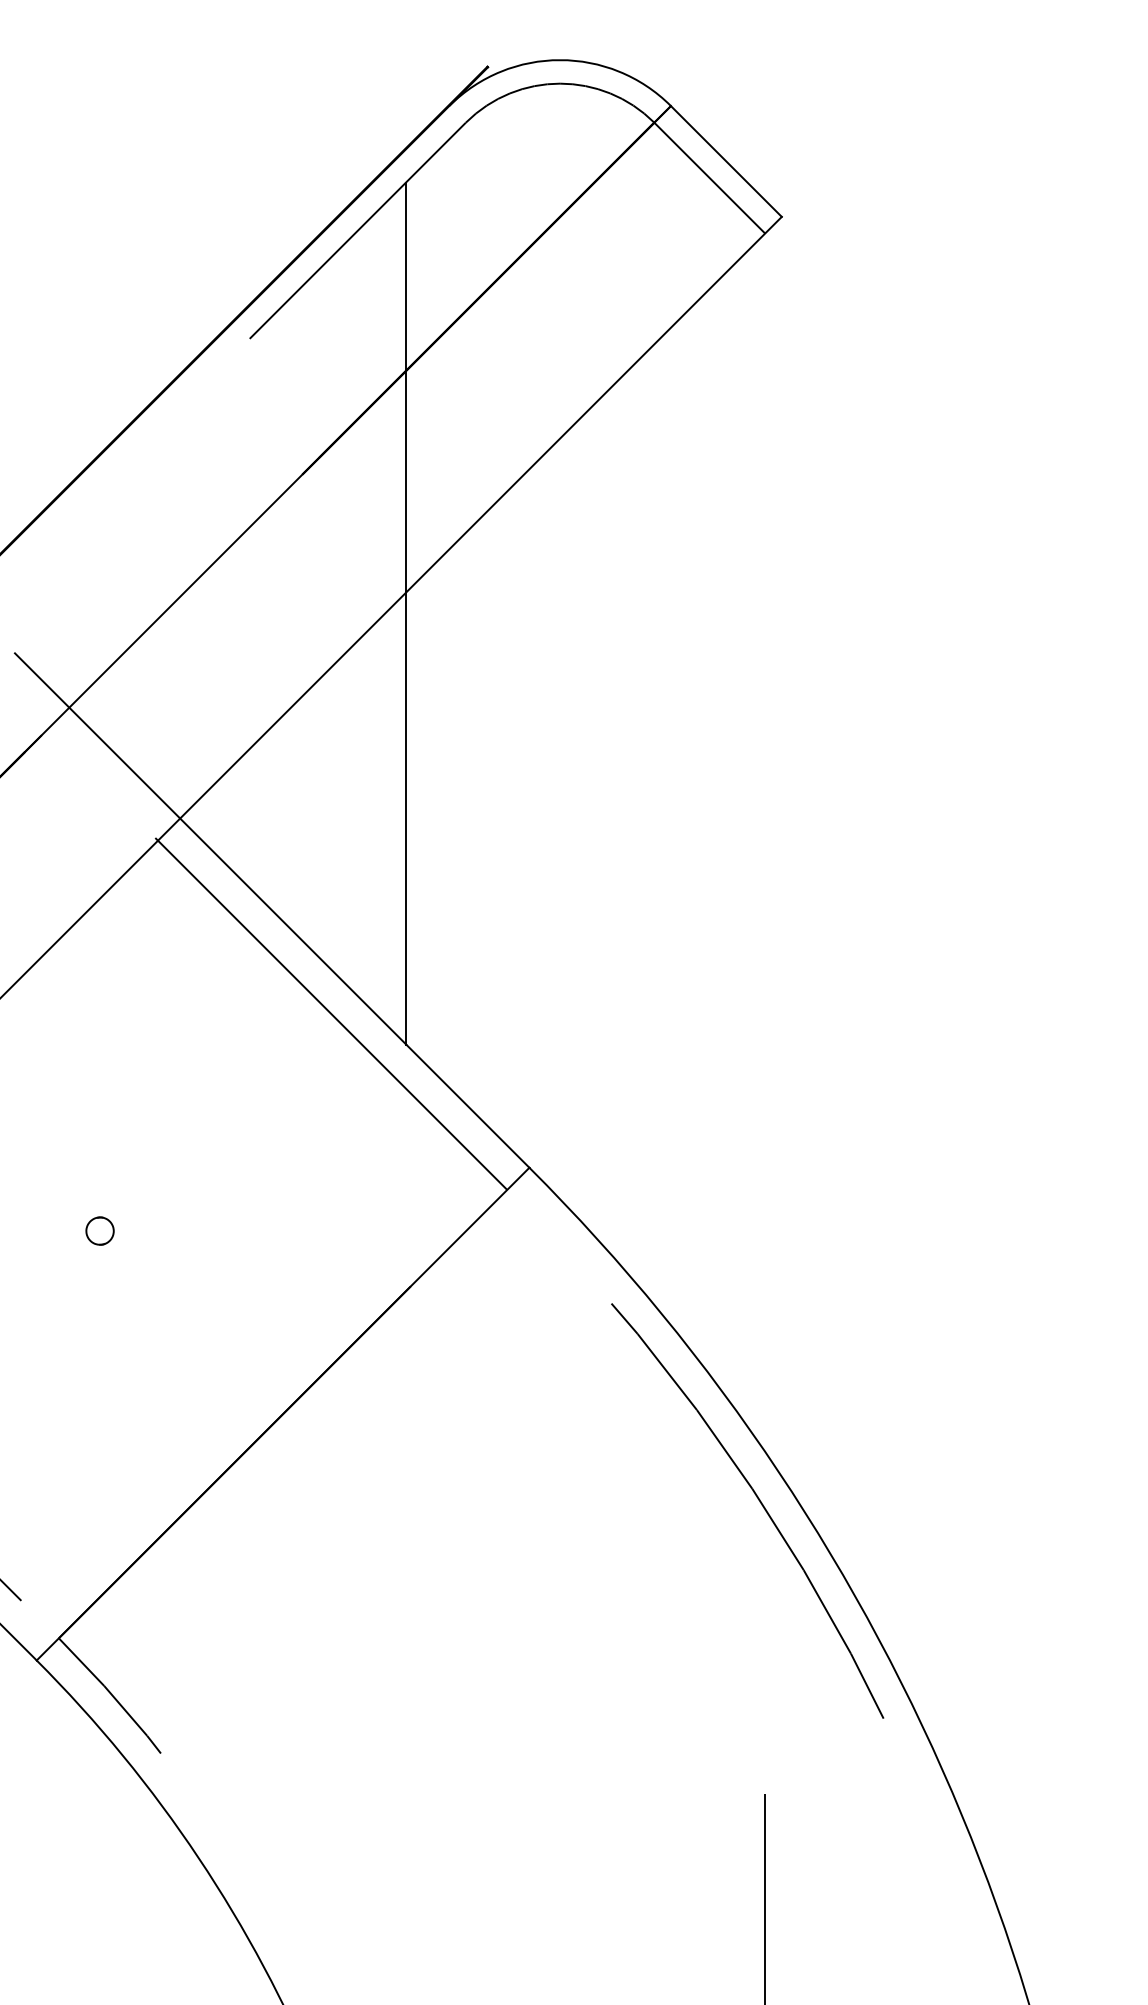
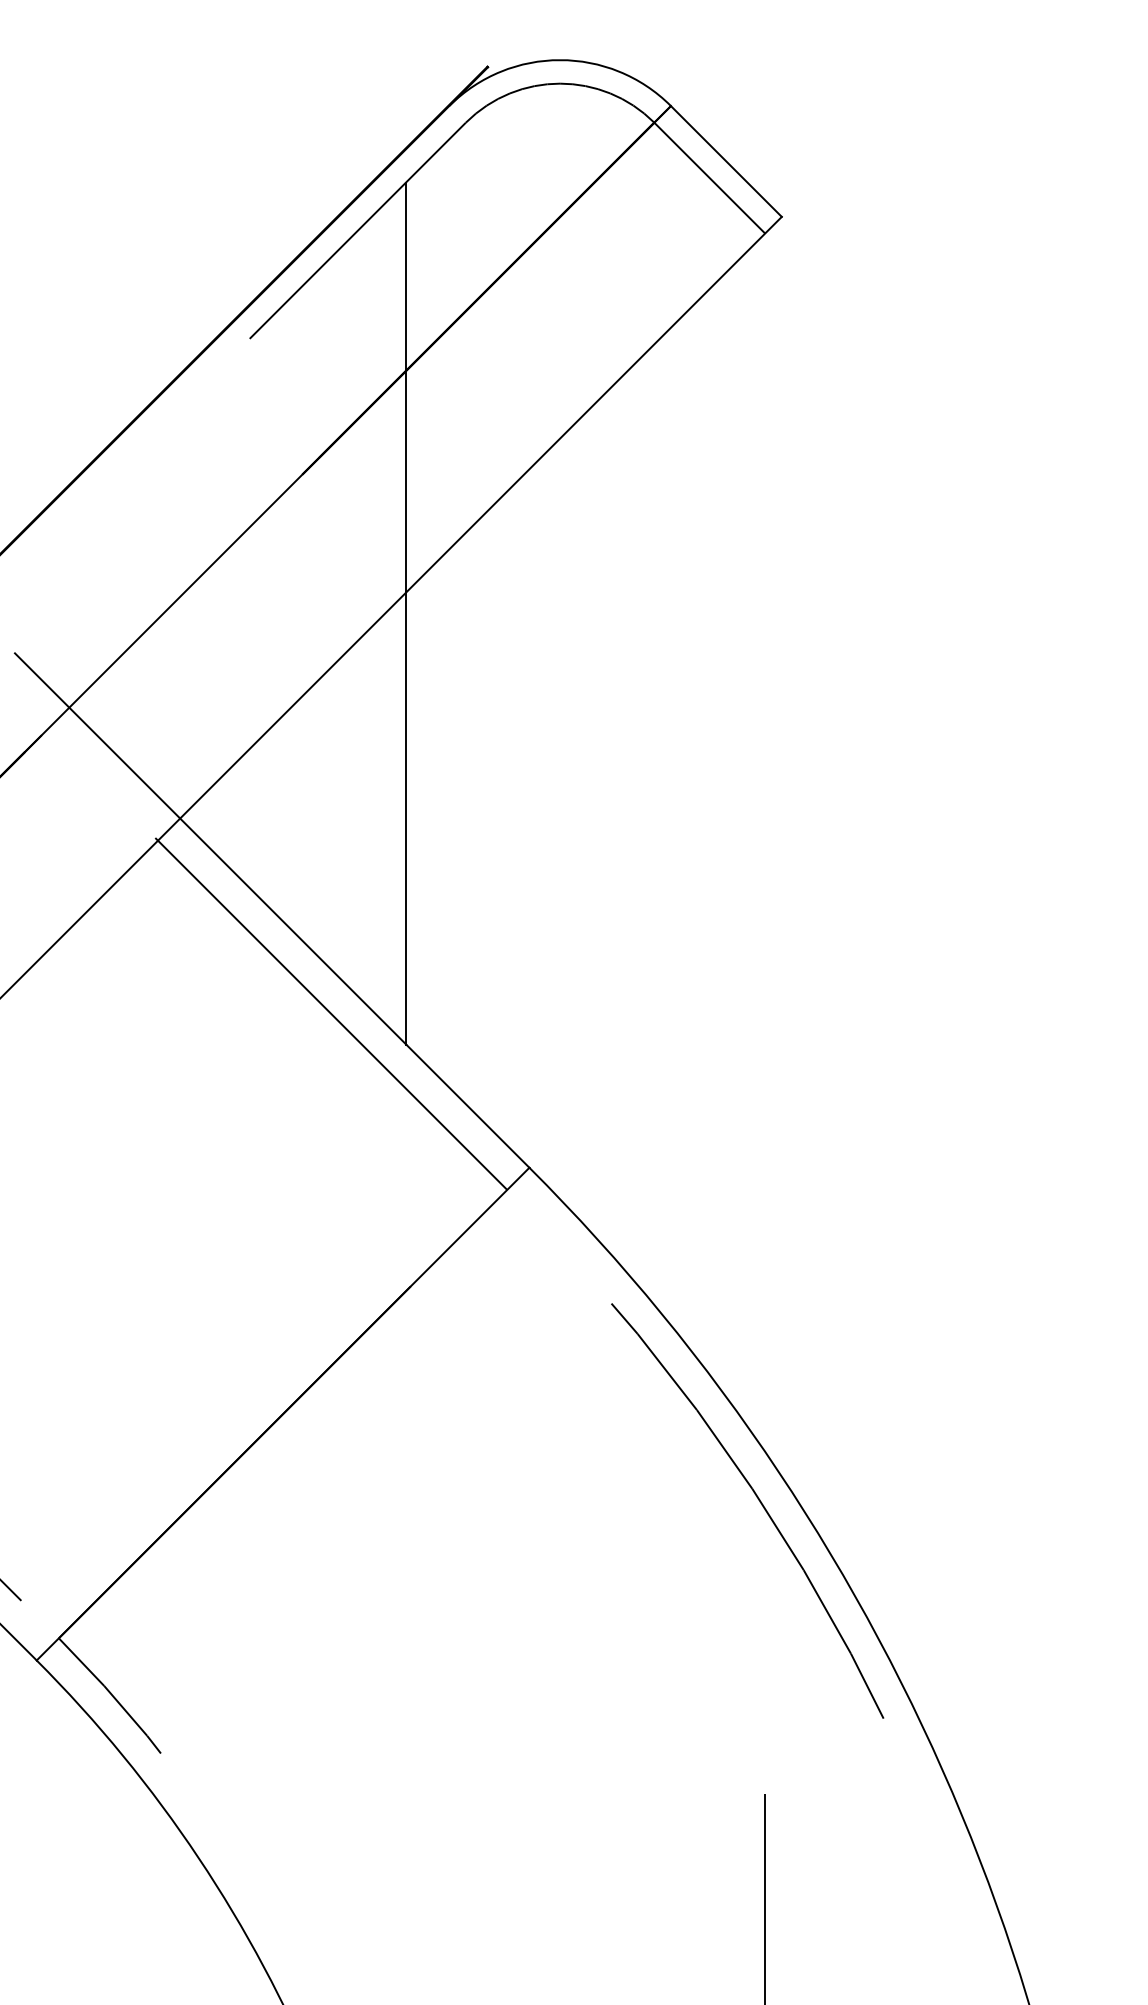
part: present -> none (99, 1230)
